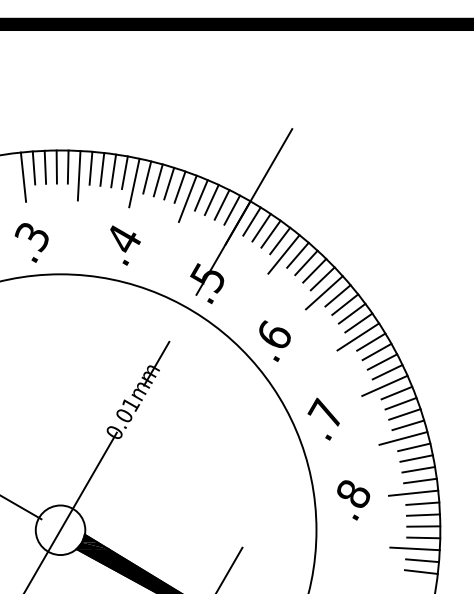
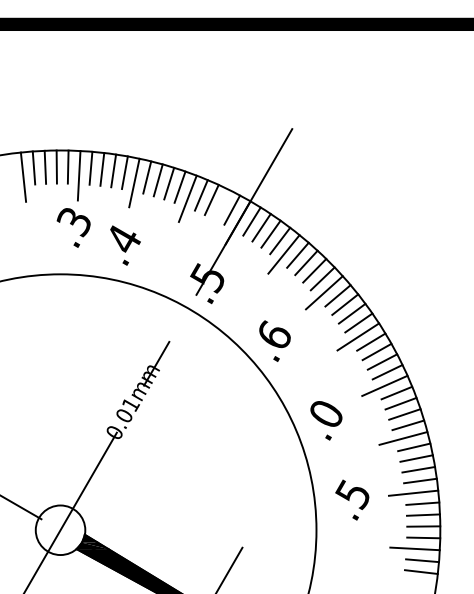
line: present -> none (221, 204)
text position: (31, 242) -> (73, 227) (73, 227)
text: .7 -> .0 (324, 411)
text: .8 -> .5 (352, 494)
